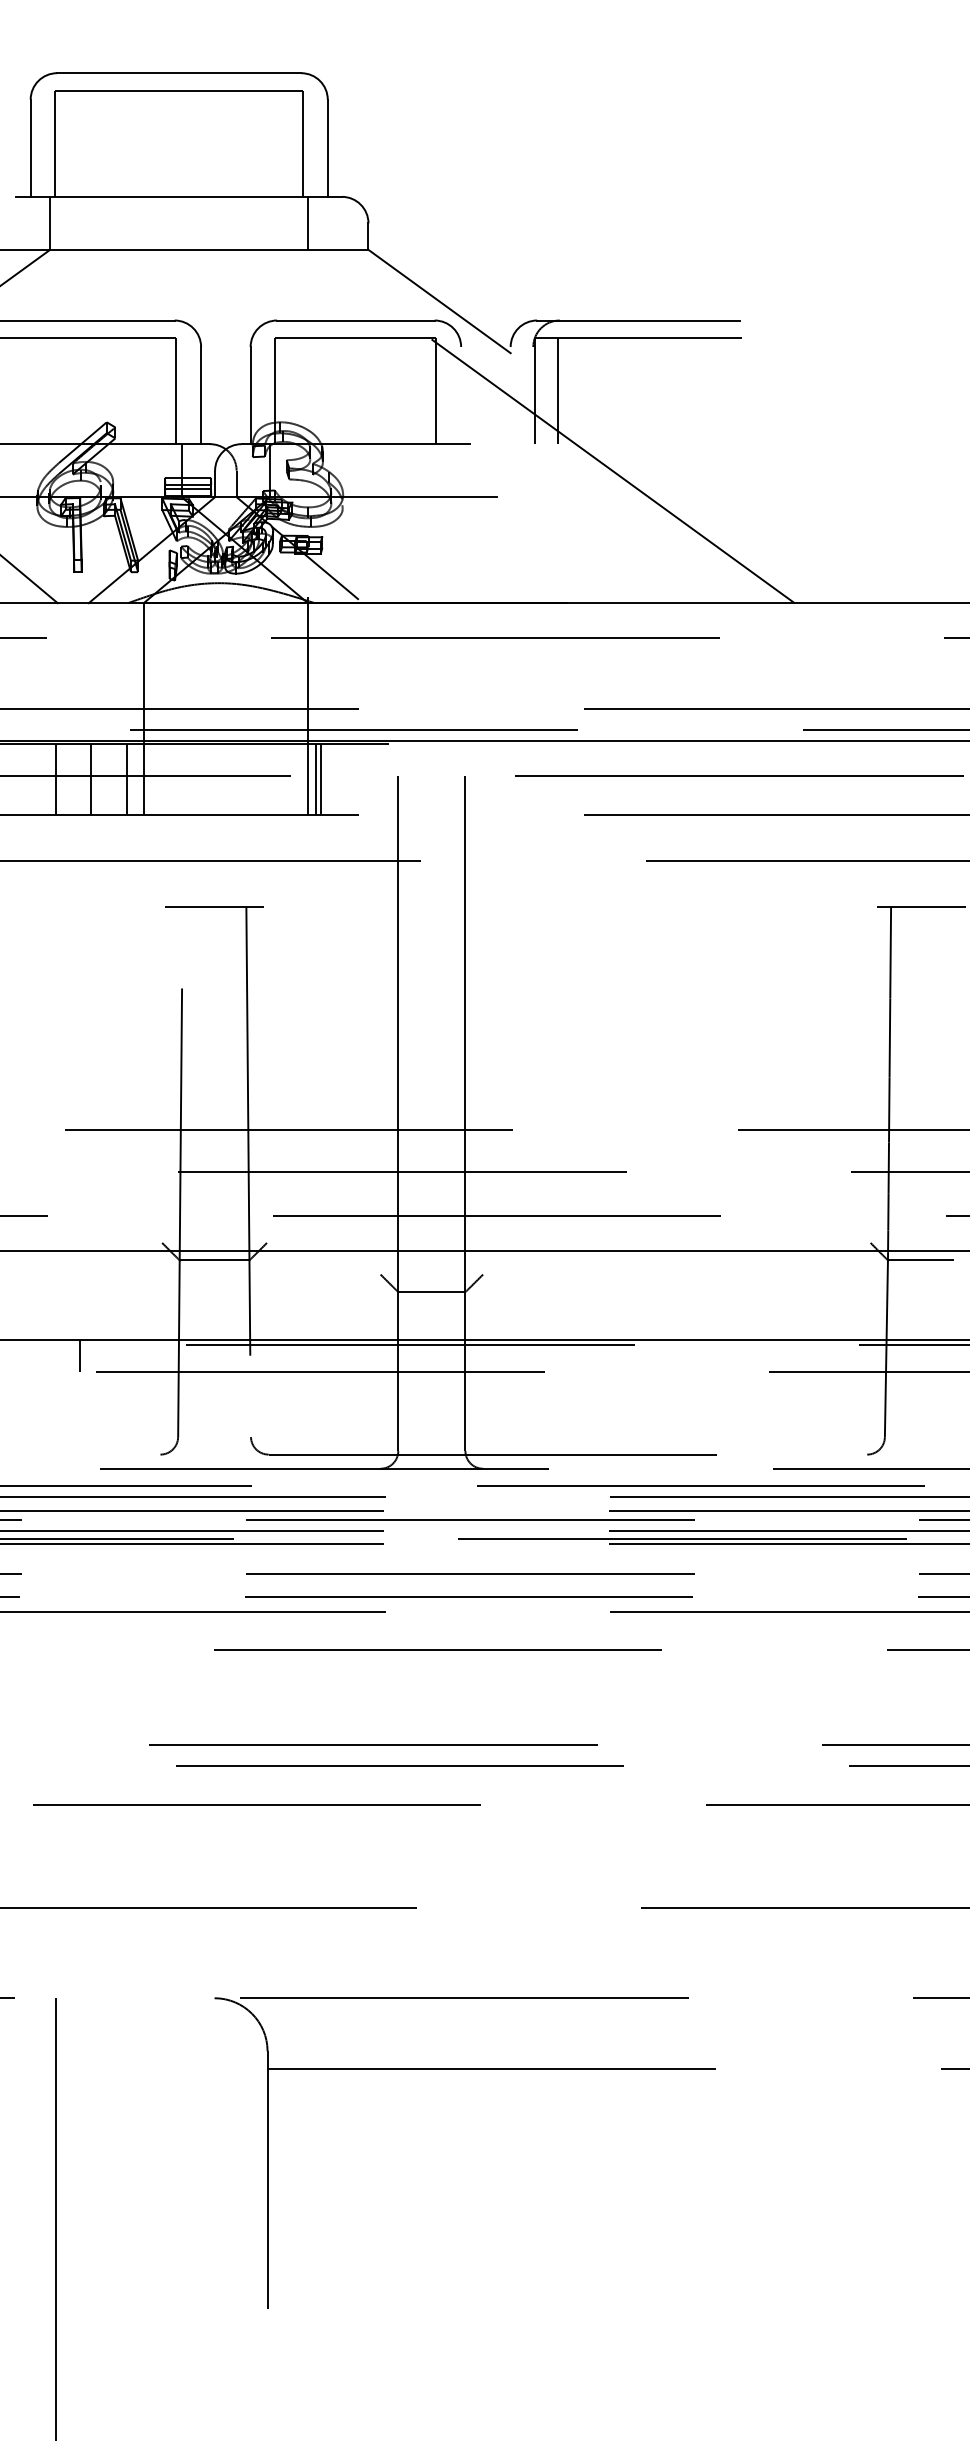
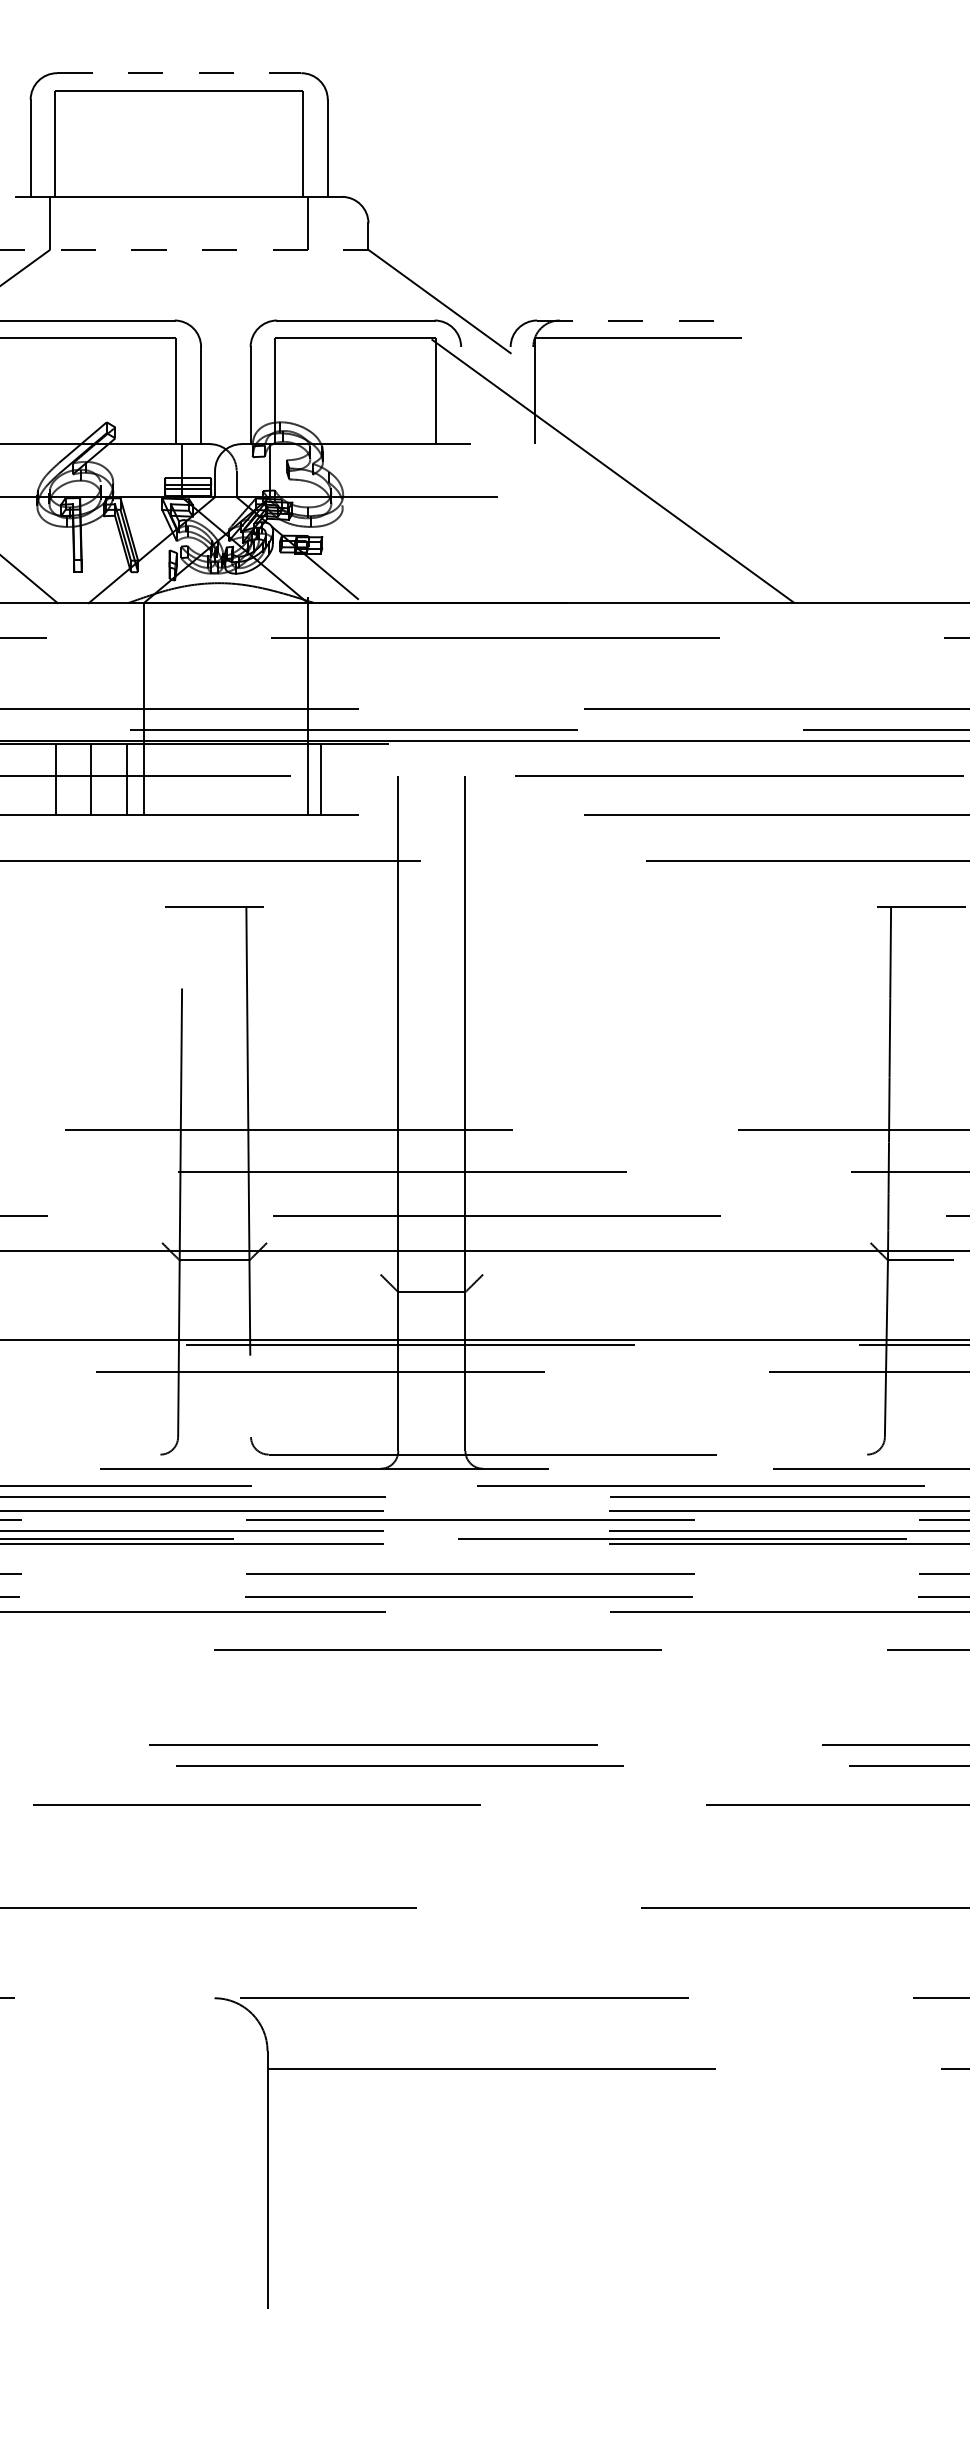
line: solid -> dashed (179, 73)
line: solid -> dashed (184, 249)
line: solid -> dashed (639, 320)
line: present -> none (558, 391)
line: present -> none (316, 779)
line: present -> none (79, 1355)
line: present -> none (55, 2217)
